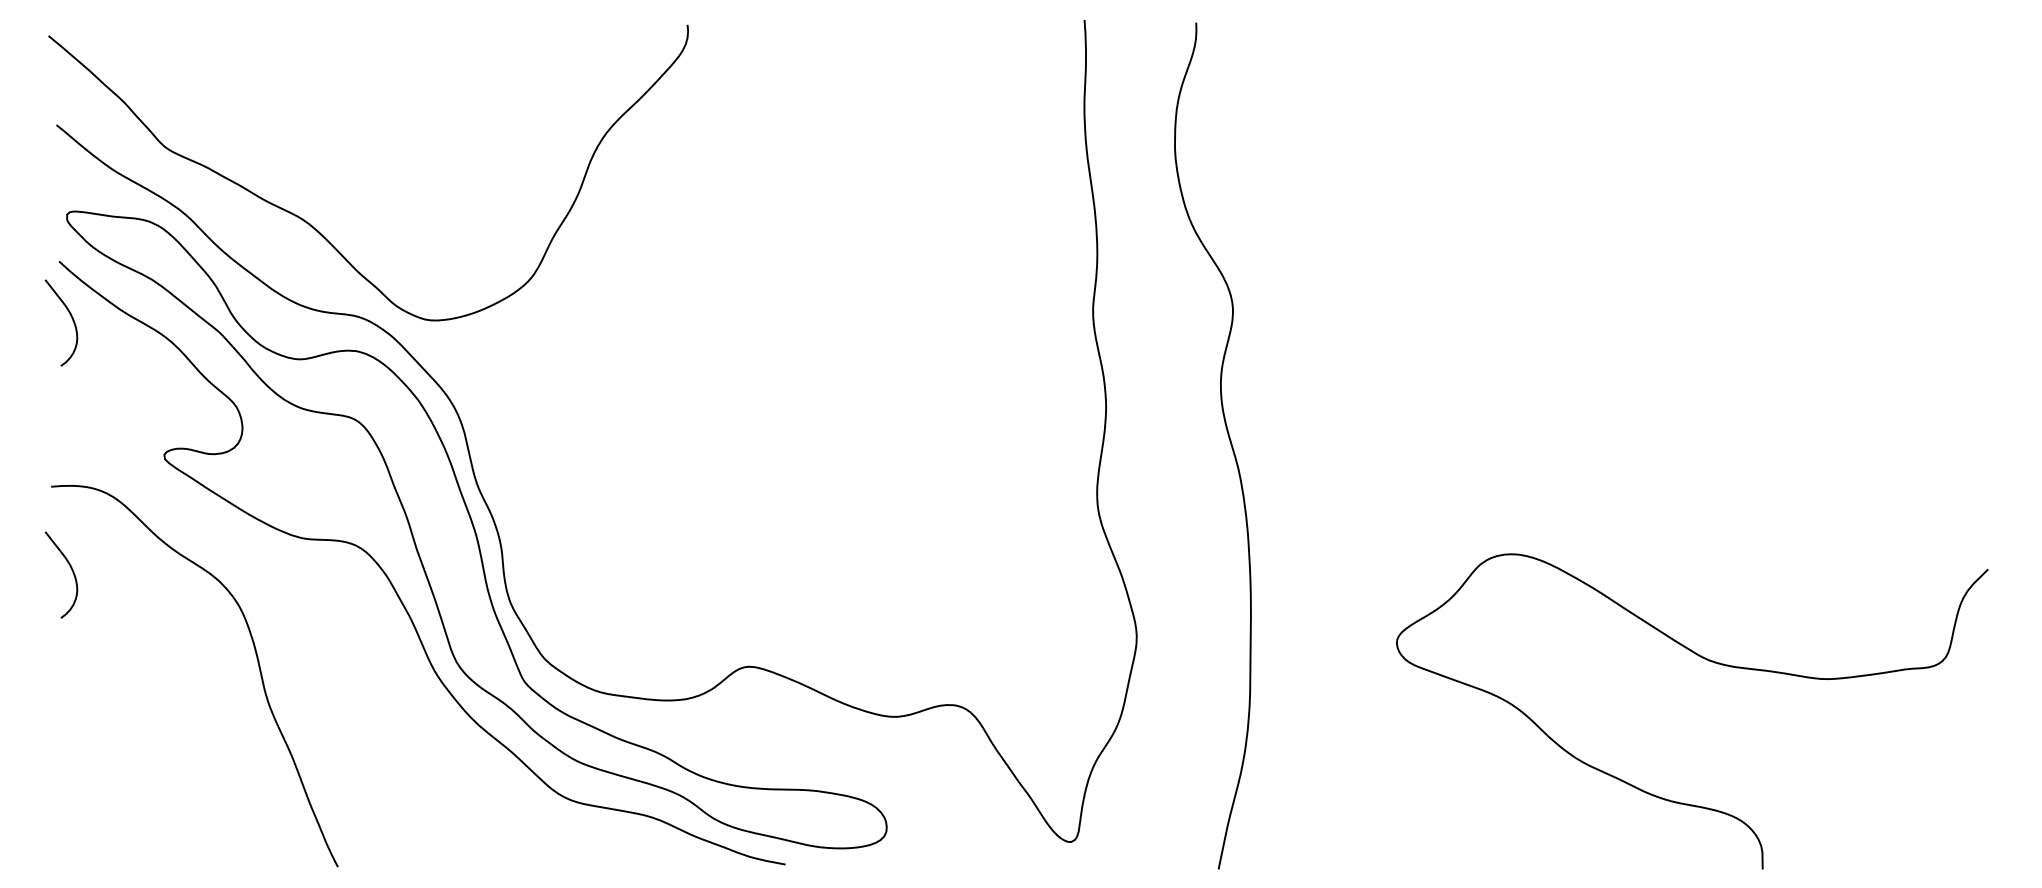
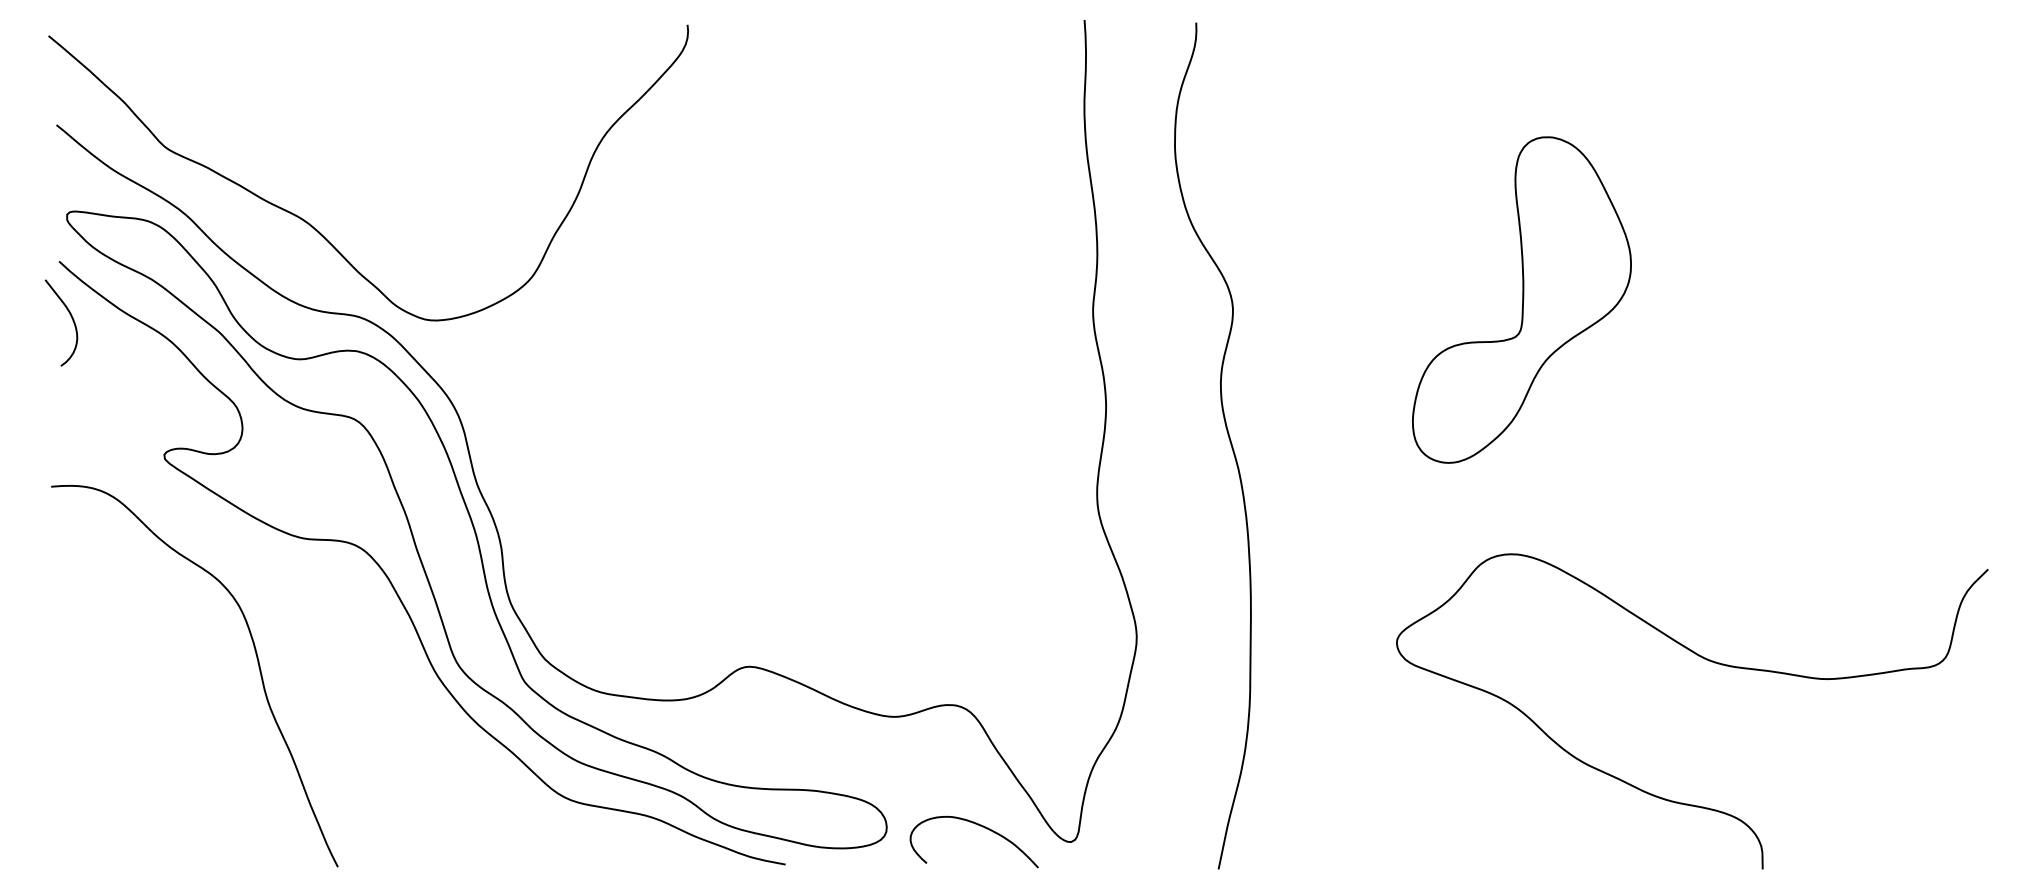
part: none -> present (1521, 299)
curve: present -> none (71, 570)
curve: none -> present (977, 825)
